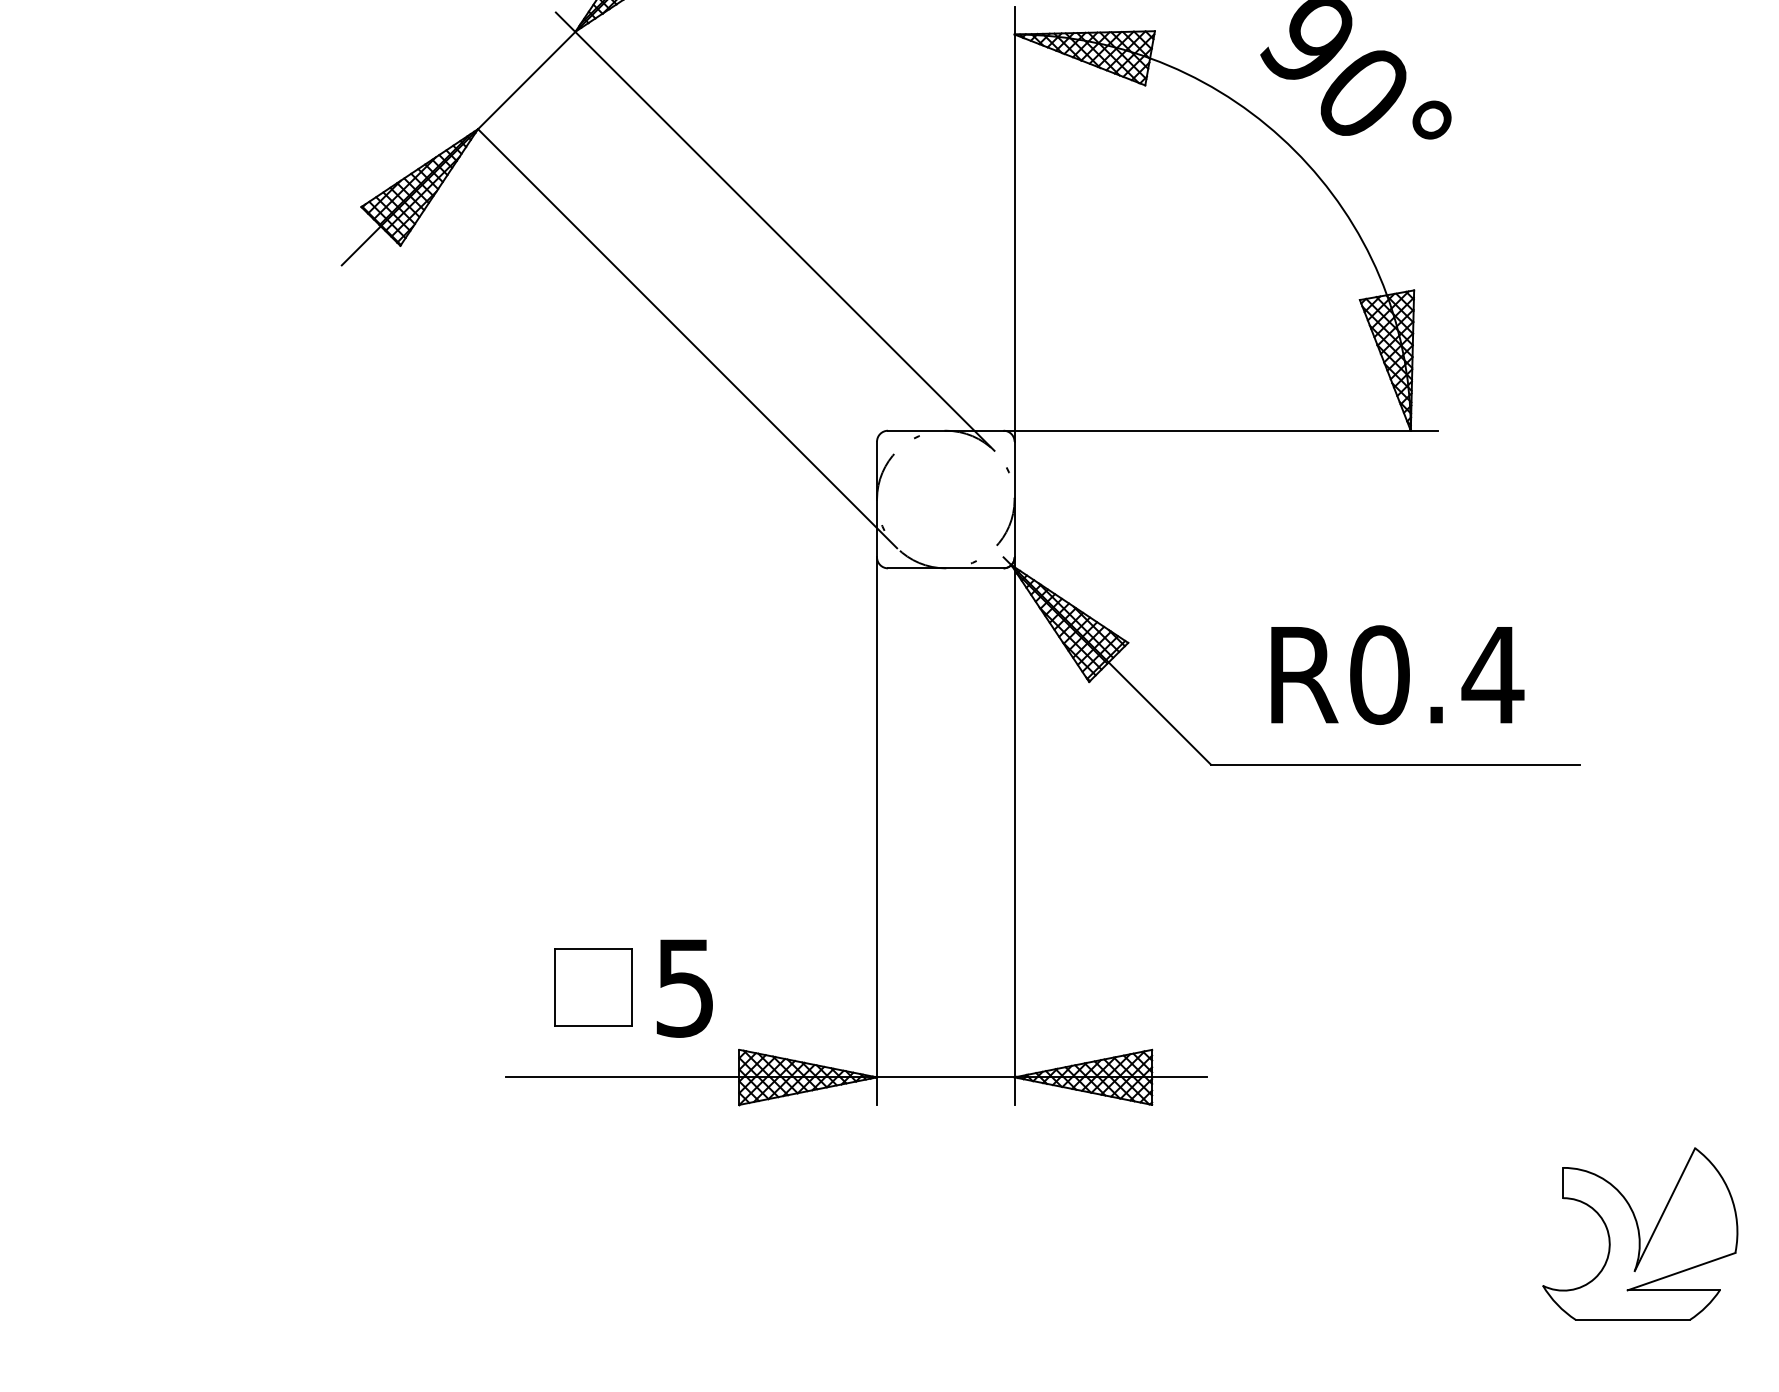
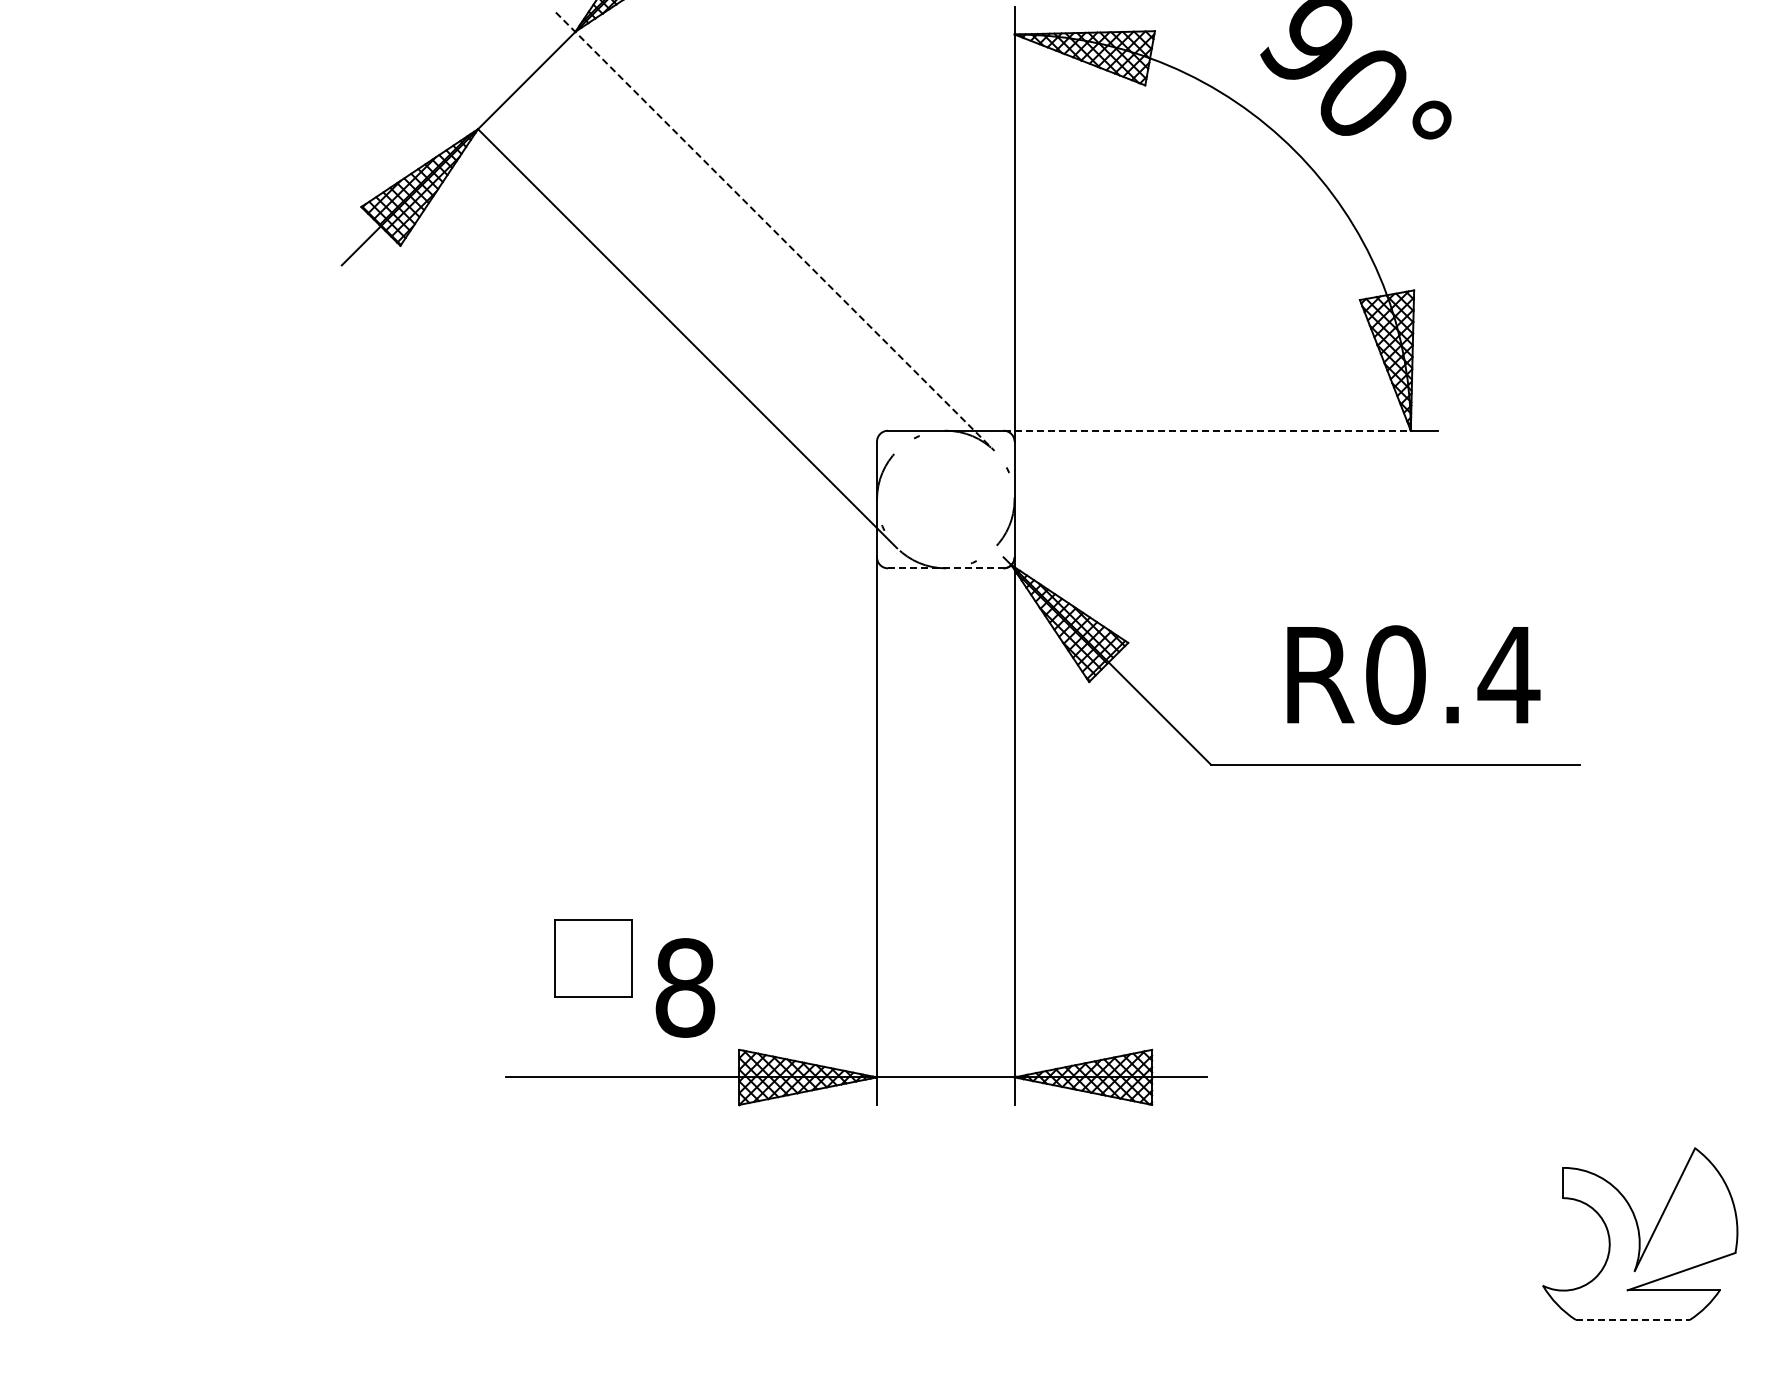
line: solid -> dashed (775, 232)
line: solid -> dashed (1207, 430)
line: solid -> dashed (945, 568)
text position: (1397, 674) -> (1413, 674) (1413, 674)
part position: (593, 987) -> (593, 958) (593, 958)
text: 5 -> 8 (685, 987)
line: solid -> dashed (1632, 1320)
